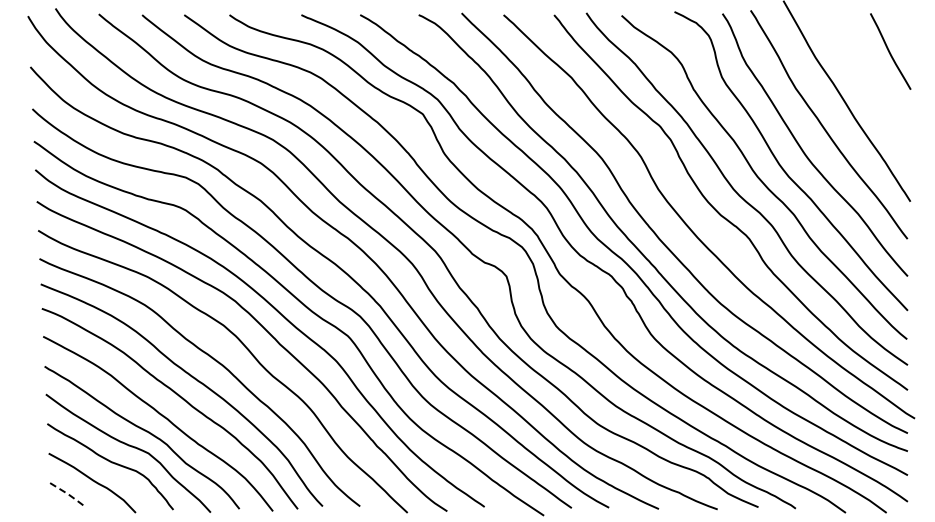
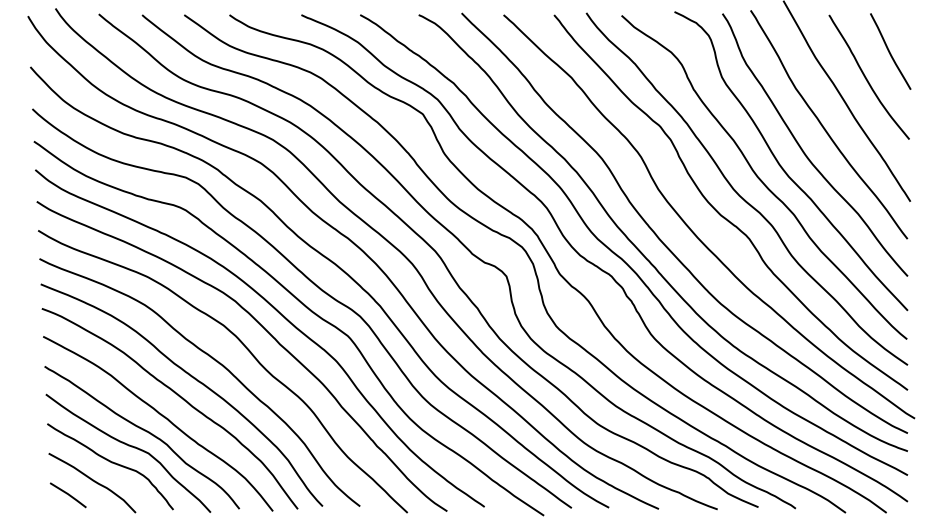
curve: none -> present (866, 77)
line: dashed -> solid (69, 495)
